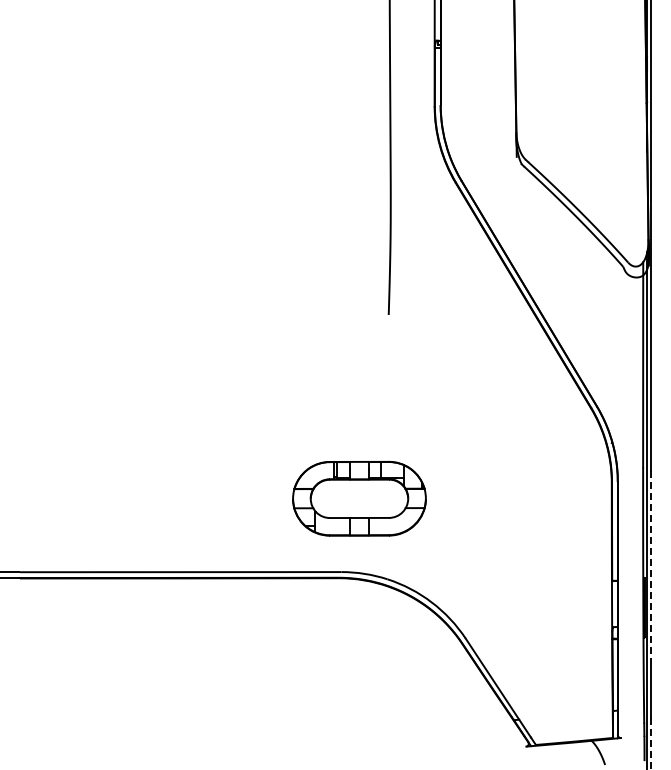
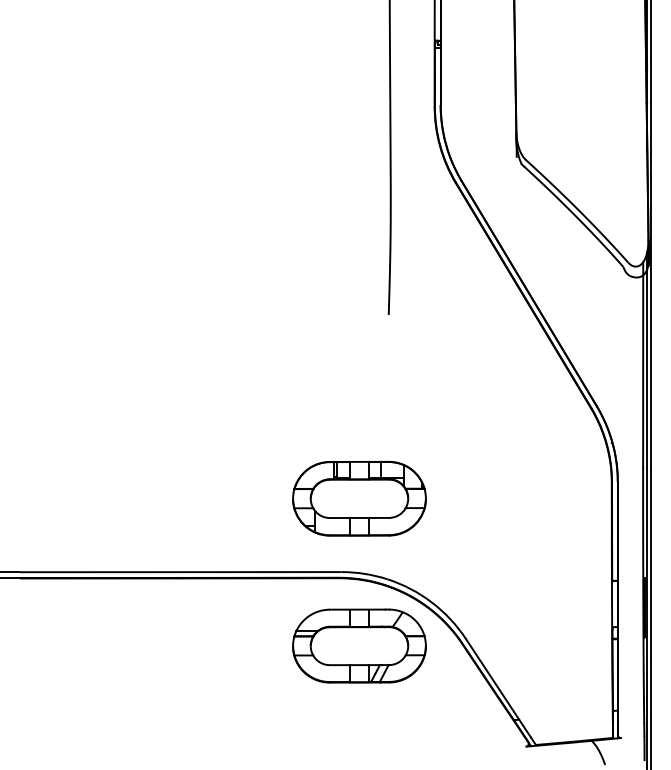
line: dashed -> solid (651, 565)
part: none -> present (359, 645)
line: dashed -> solid (651, 743)
